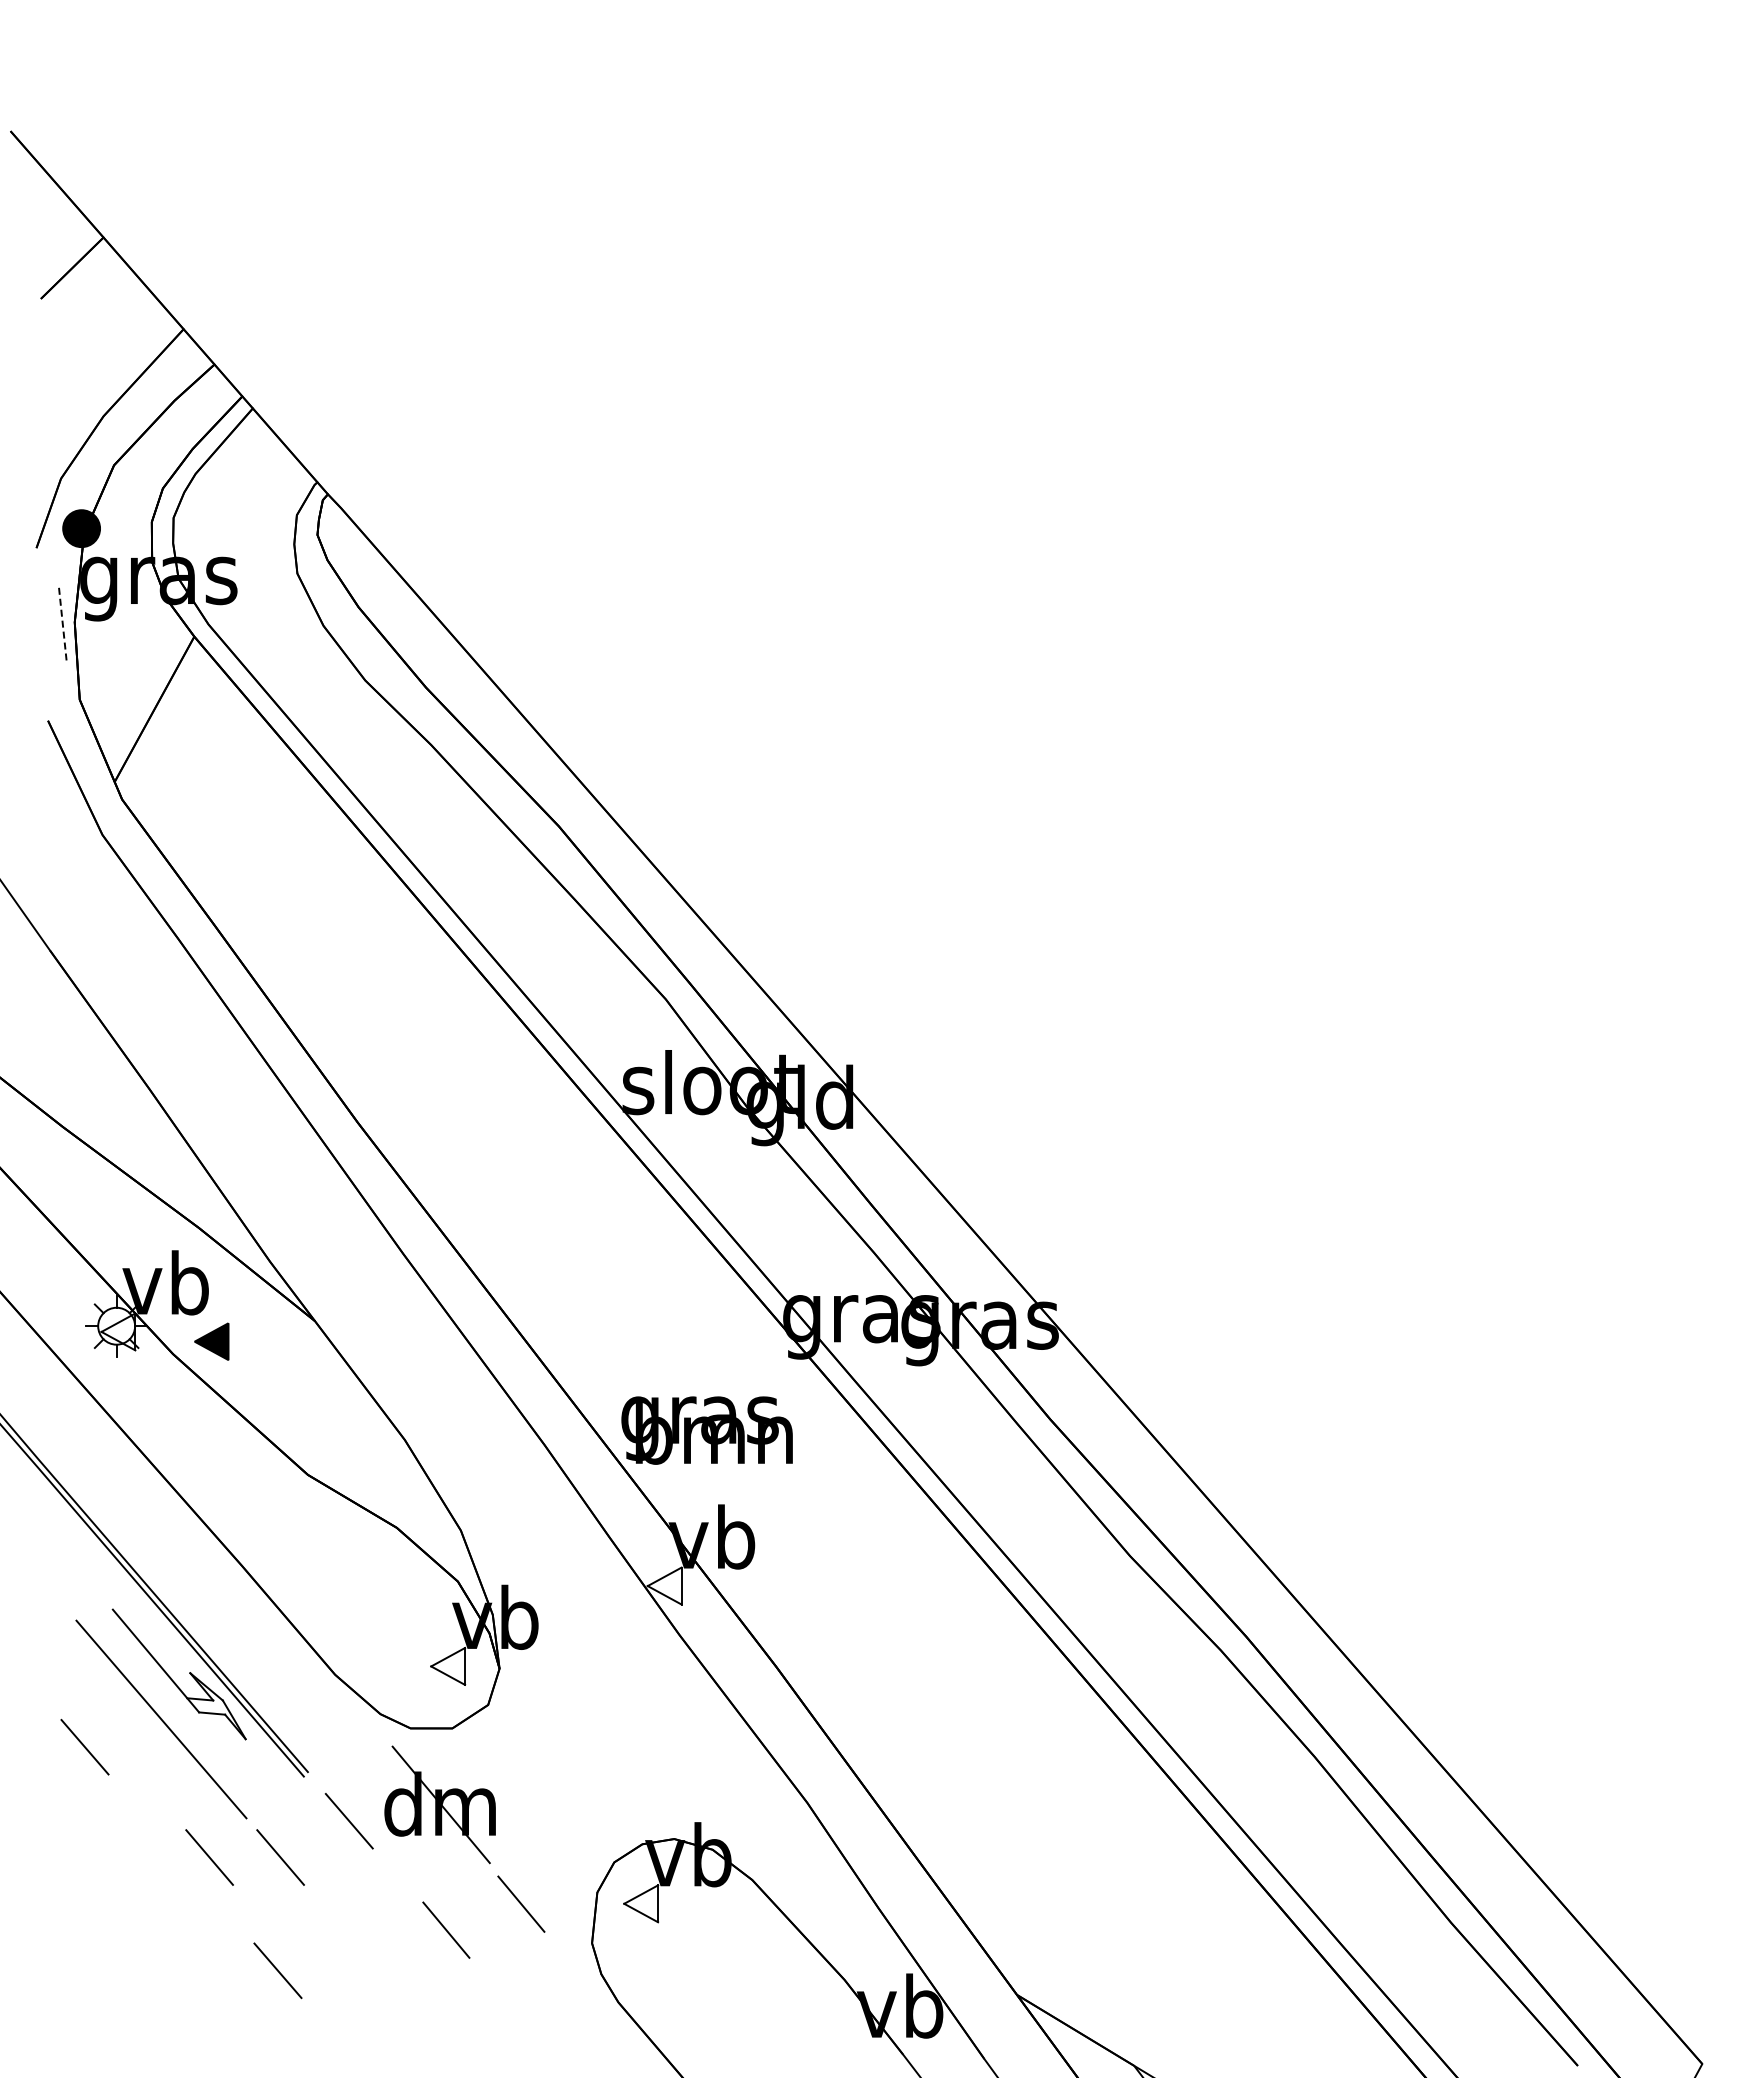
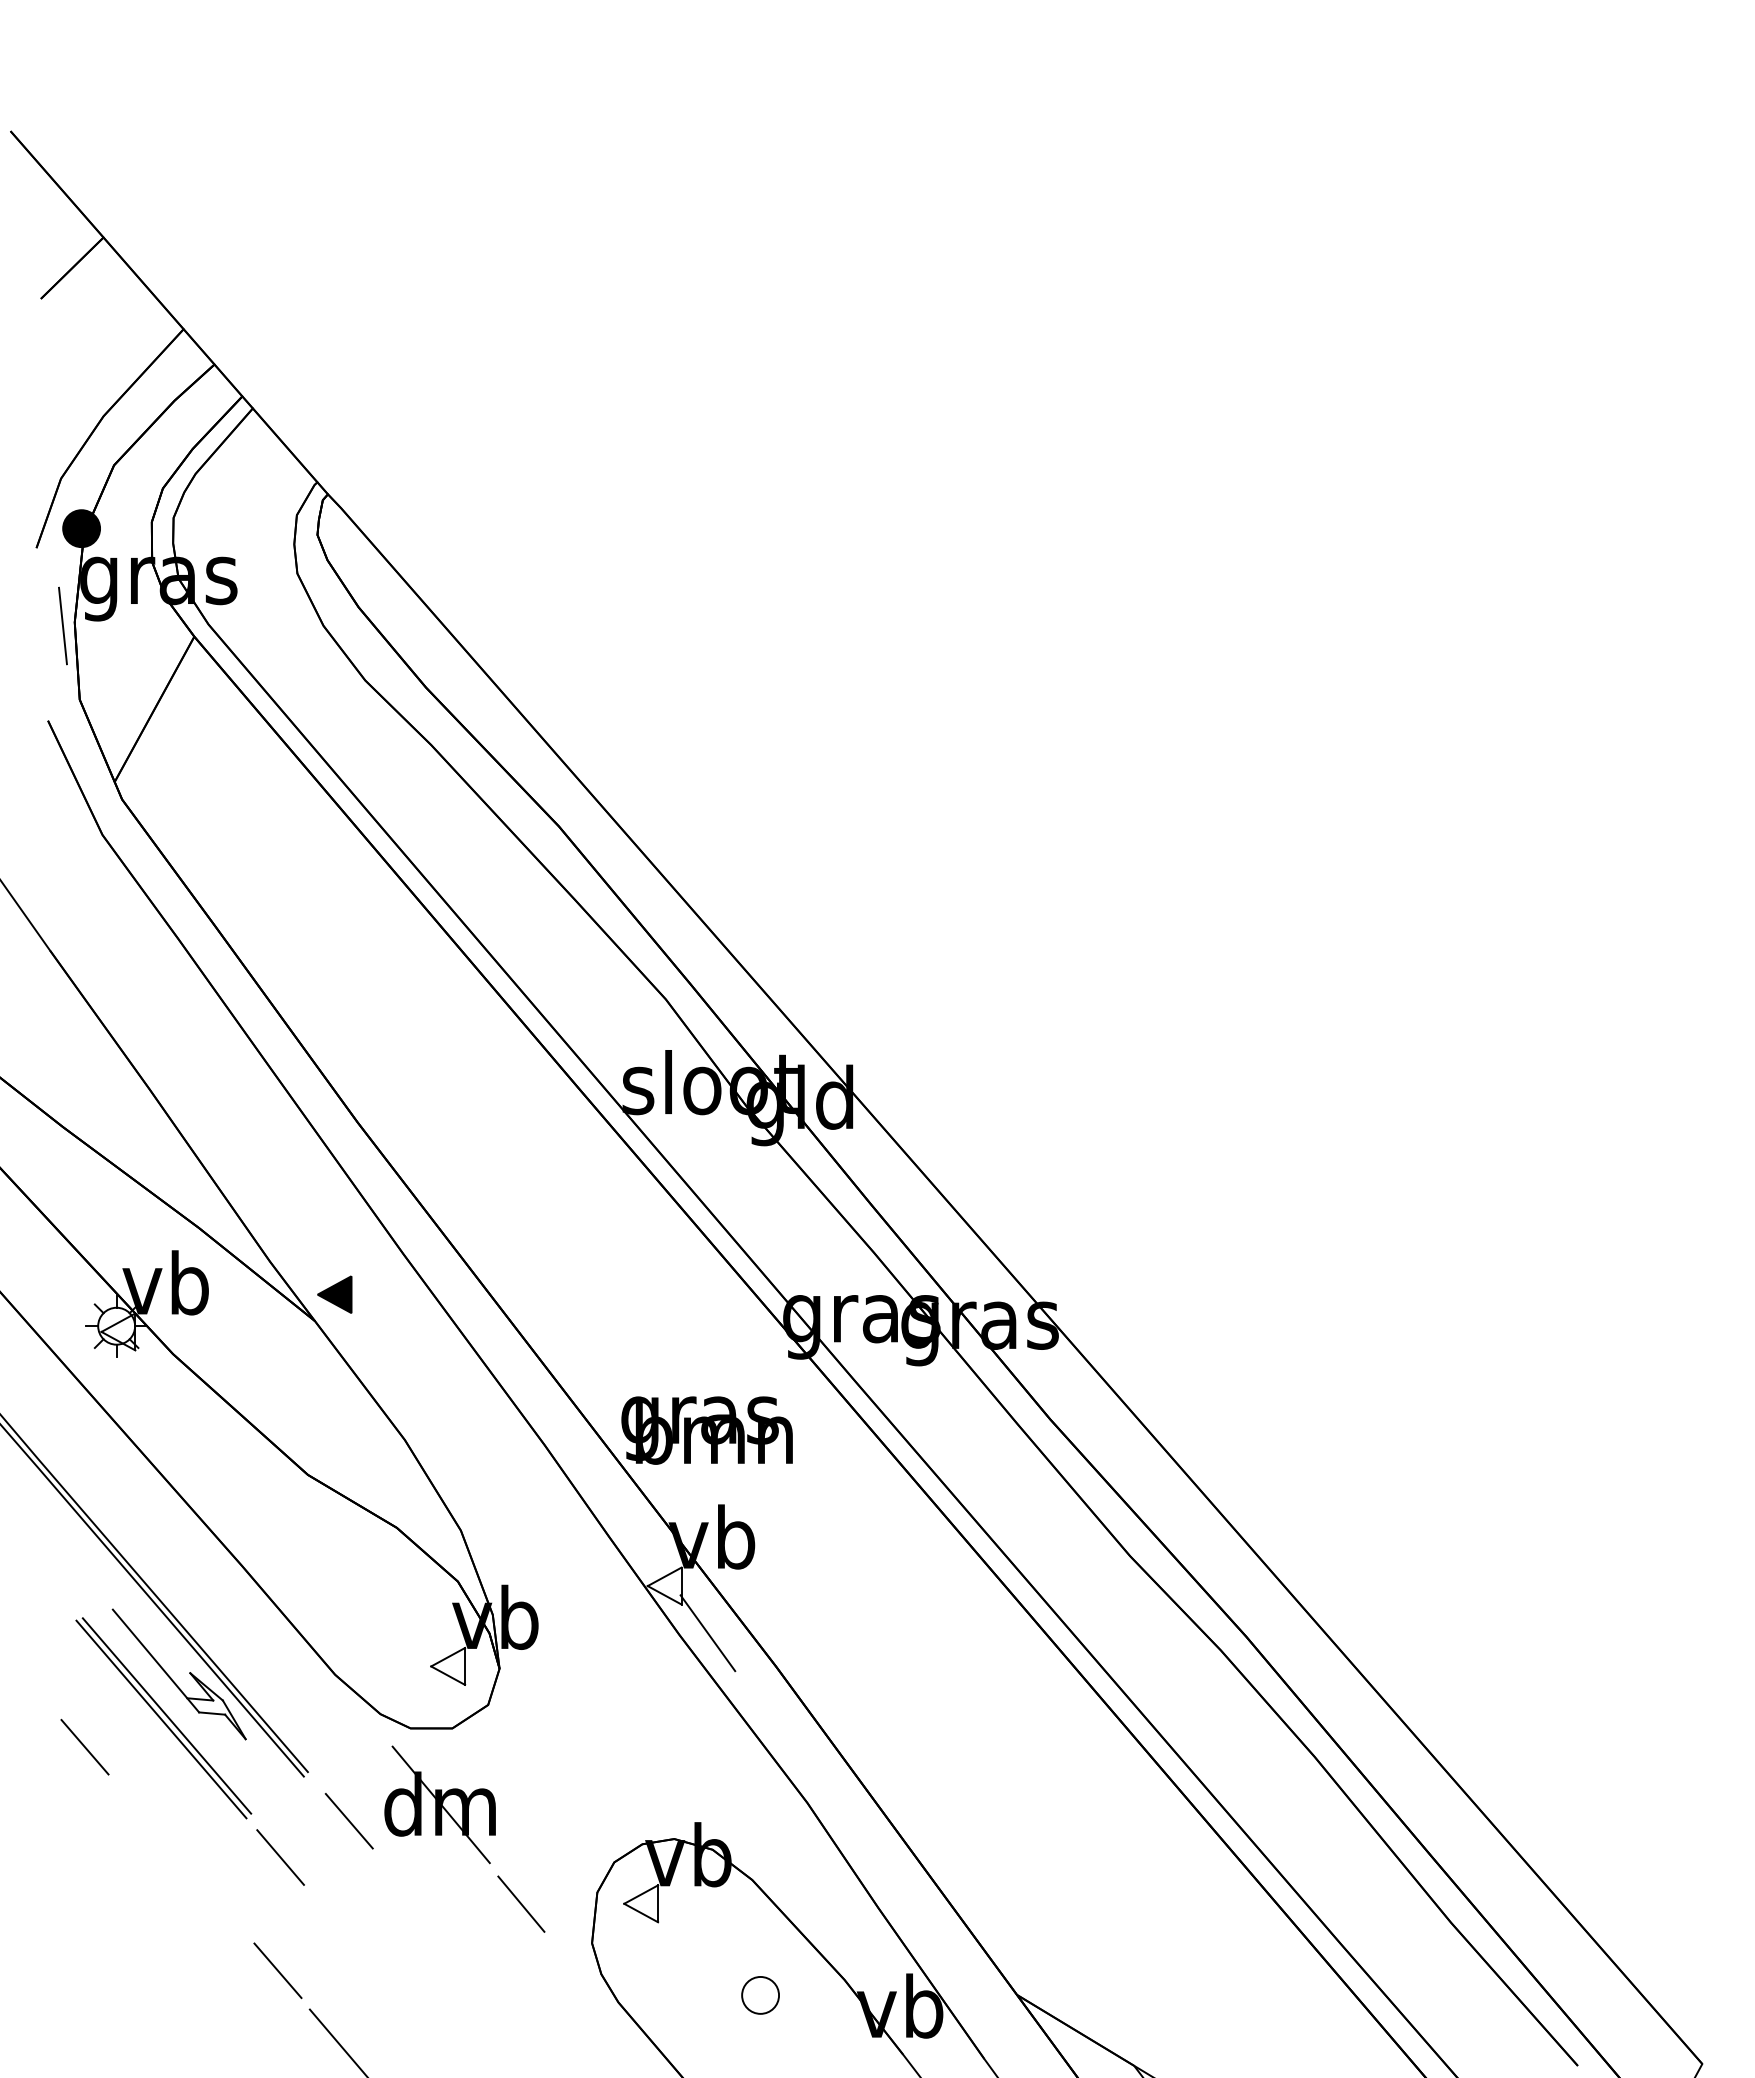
line: dashed -> solid (63, 626)
part position: (211, 1341) -> (334, 1294) (334, 1294)
line: none -> present (707, 1633)
line: none -> present (166, 1715)
line: present -> none (209, 1857)
line: present -> none (446, 1929)
part: none -> present (760, 1995)
line: none -> present (337, 2041)
